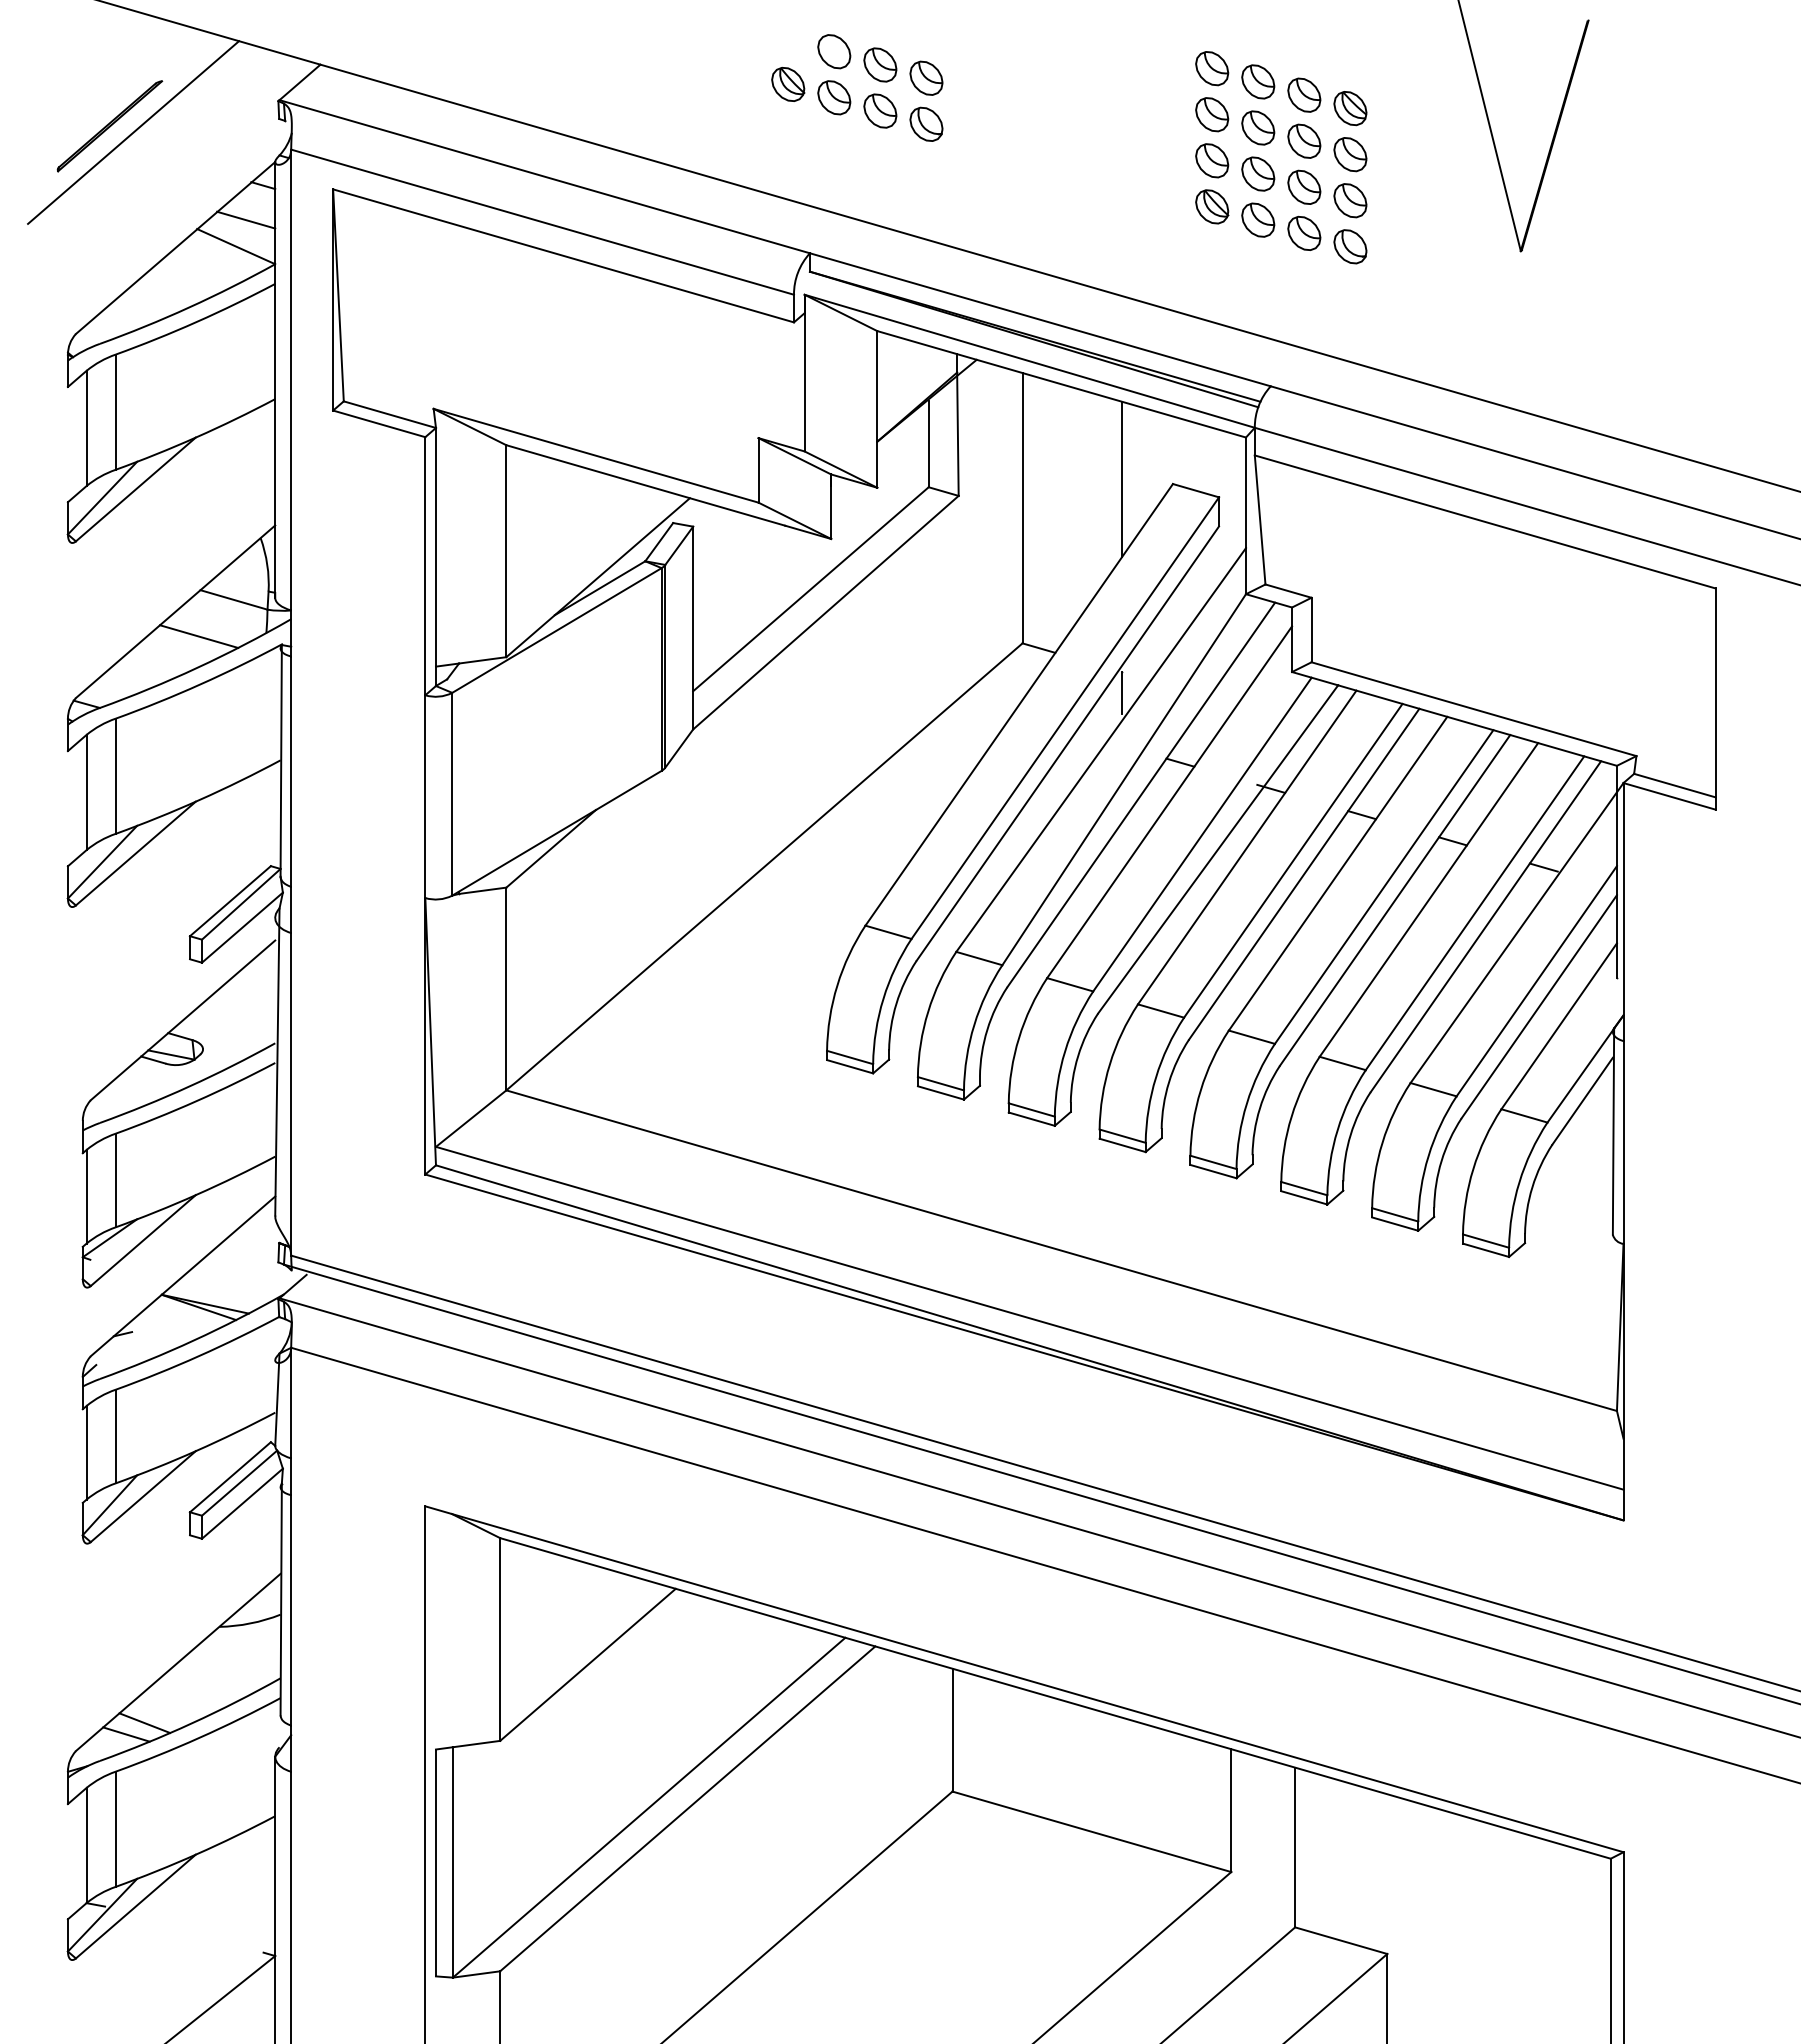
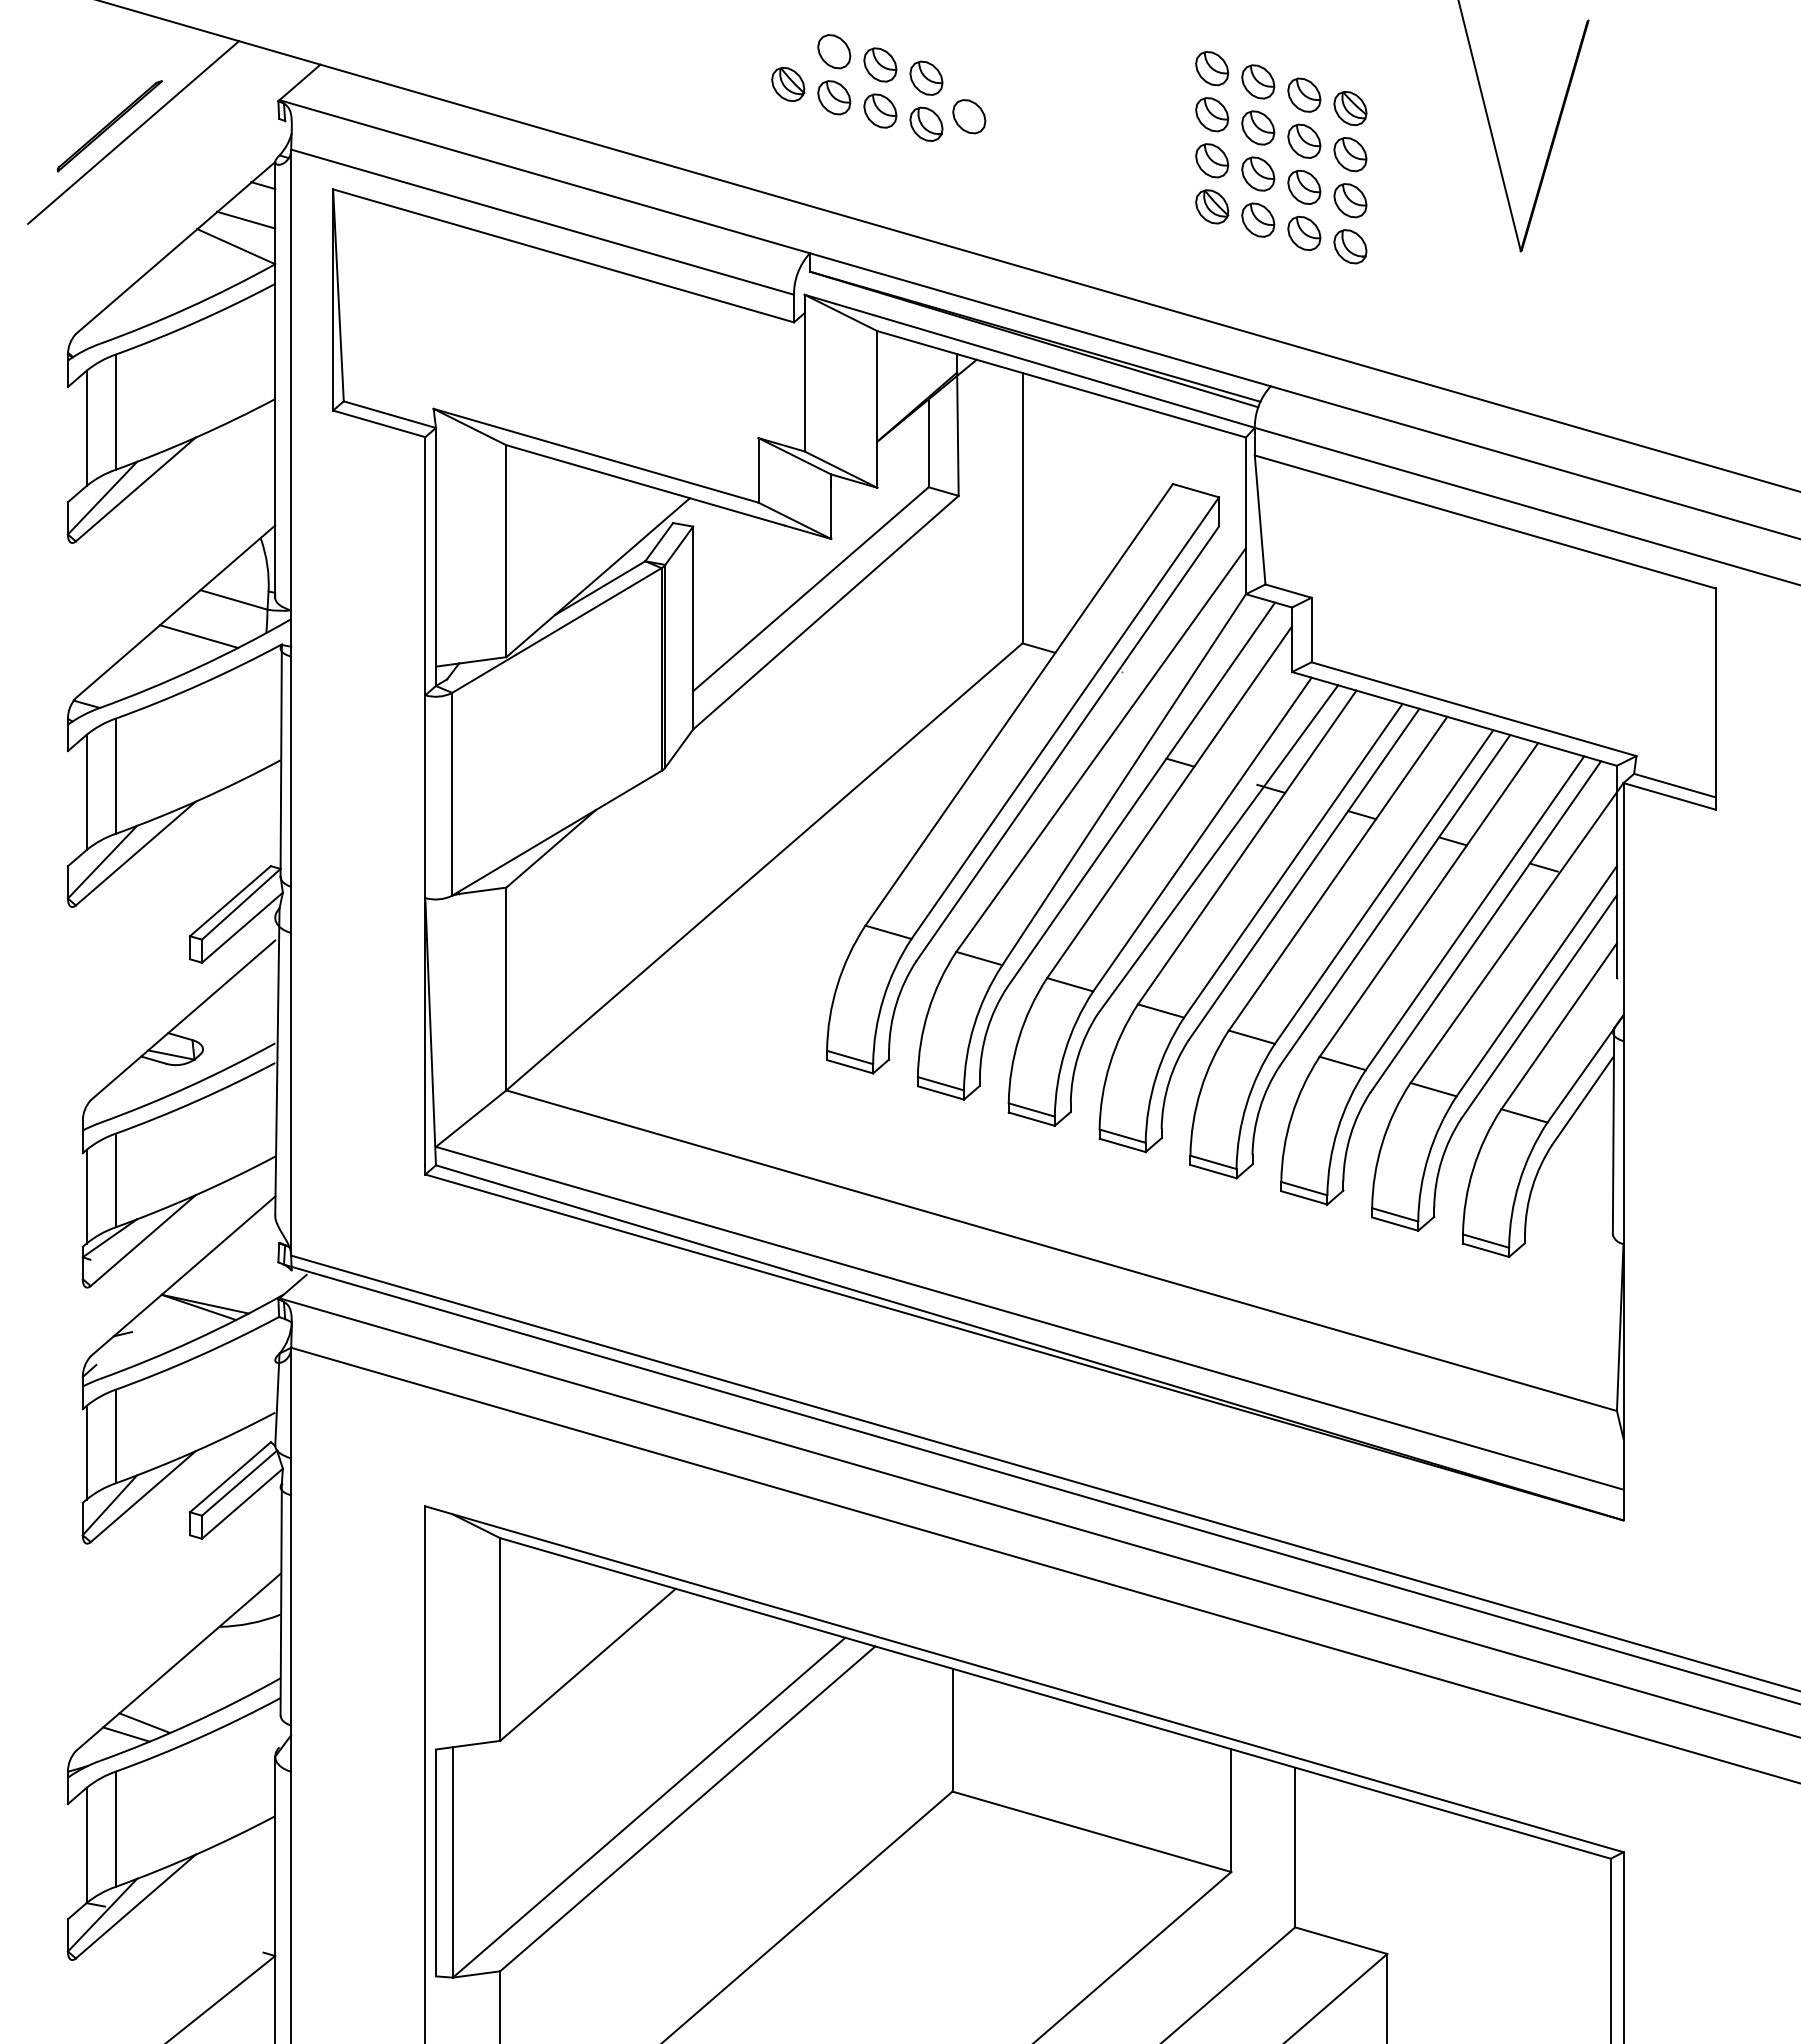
part: none -> present (969, 116)
line: present -> none (1122, 478)
line: present -> none (1122, 692)
